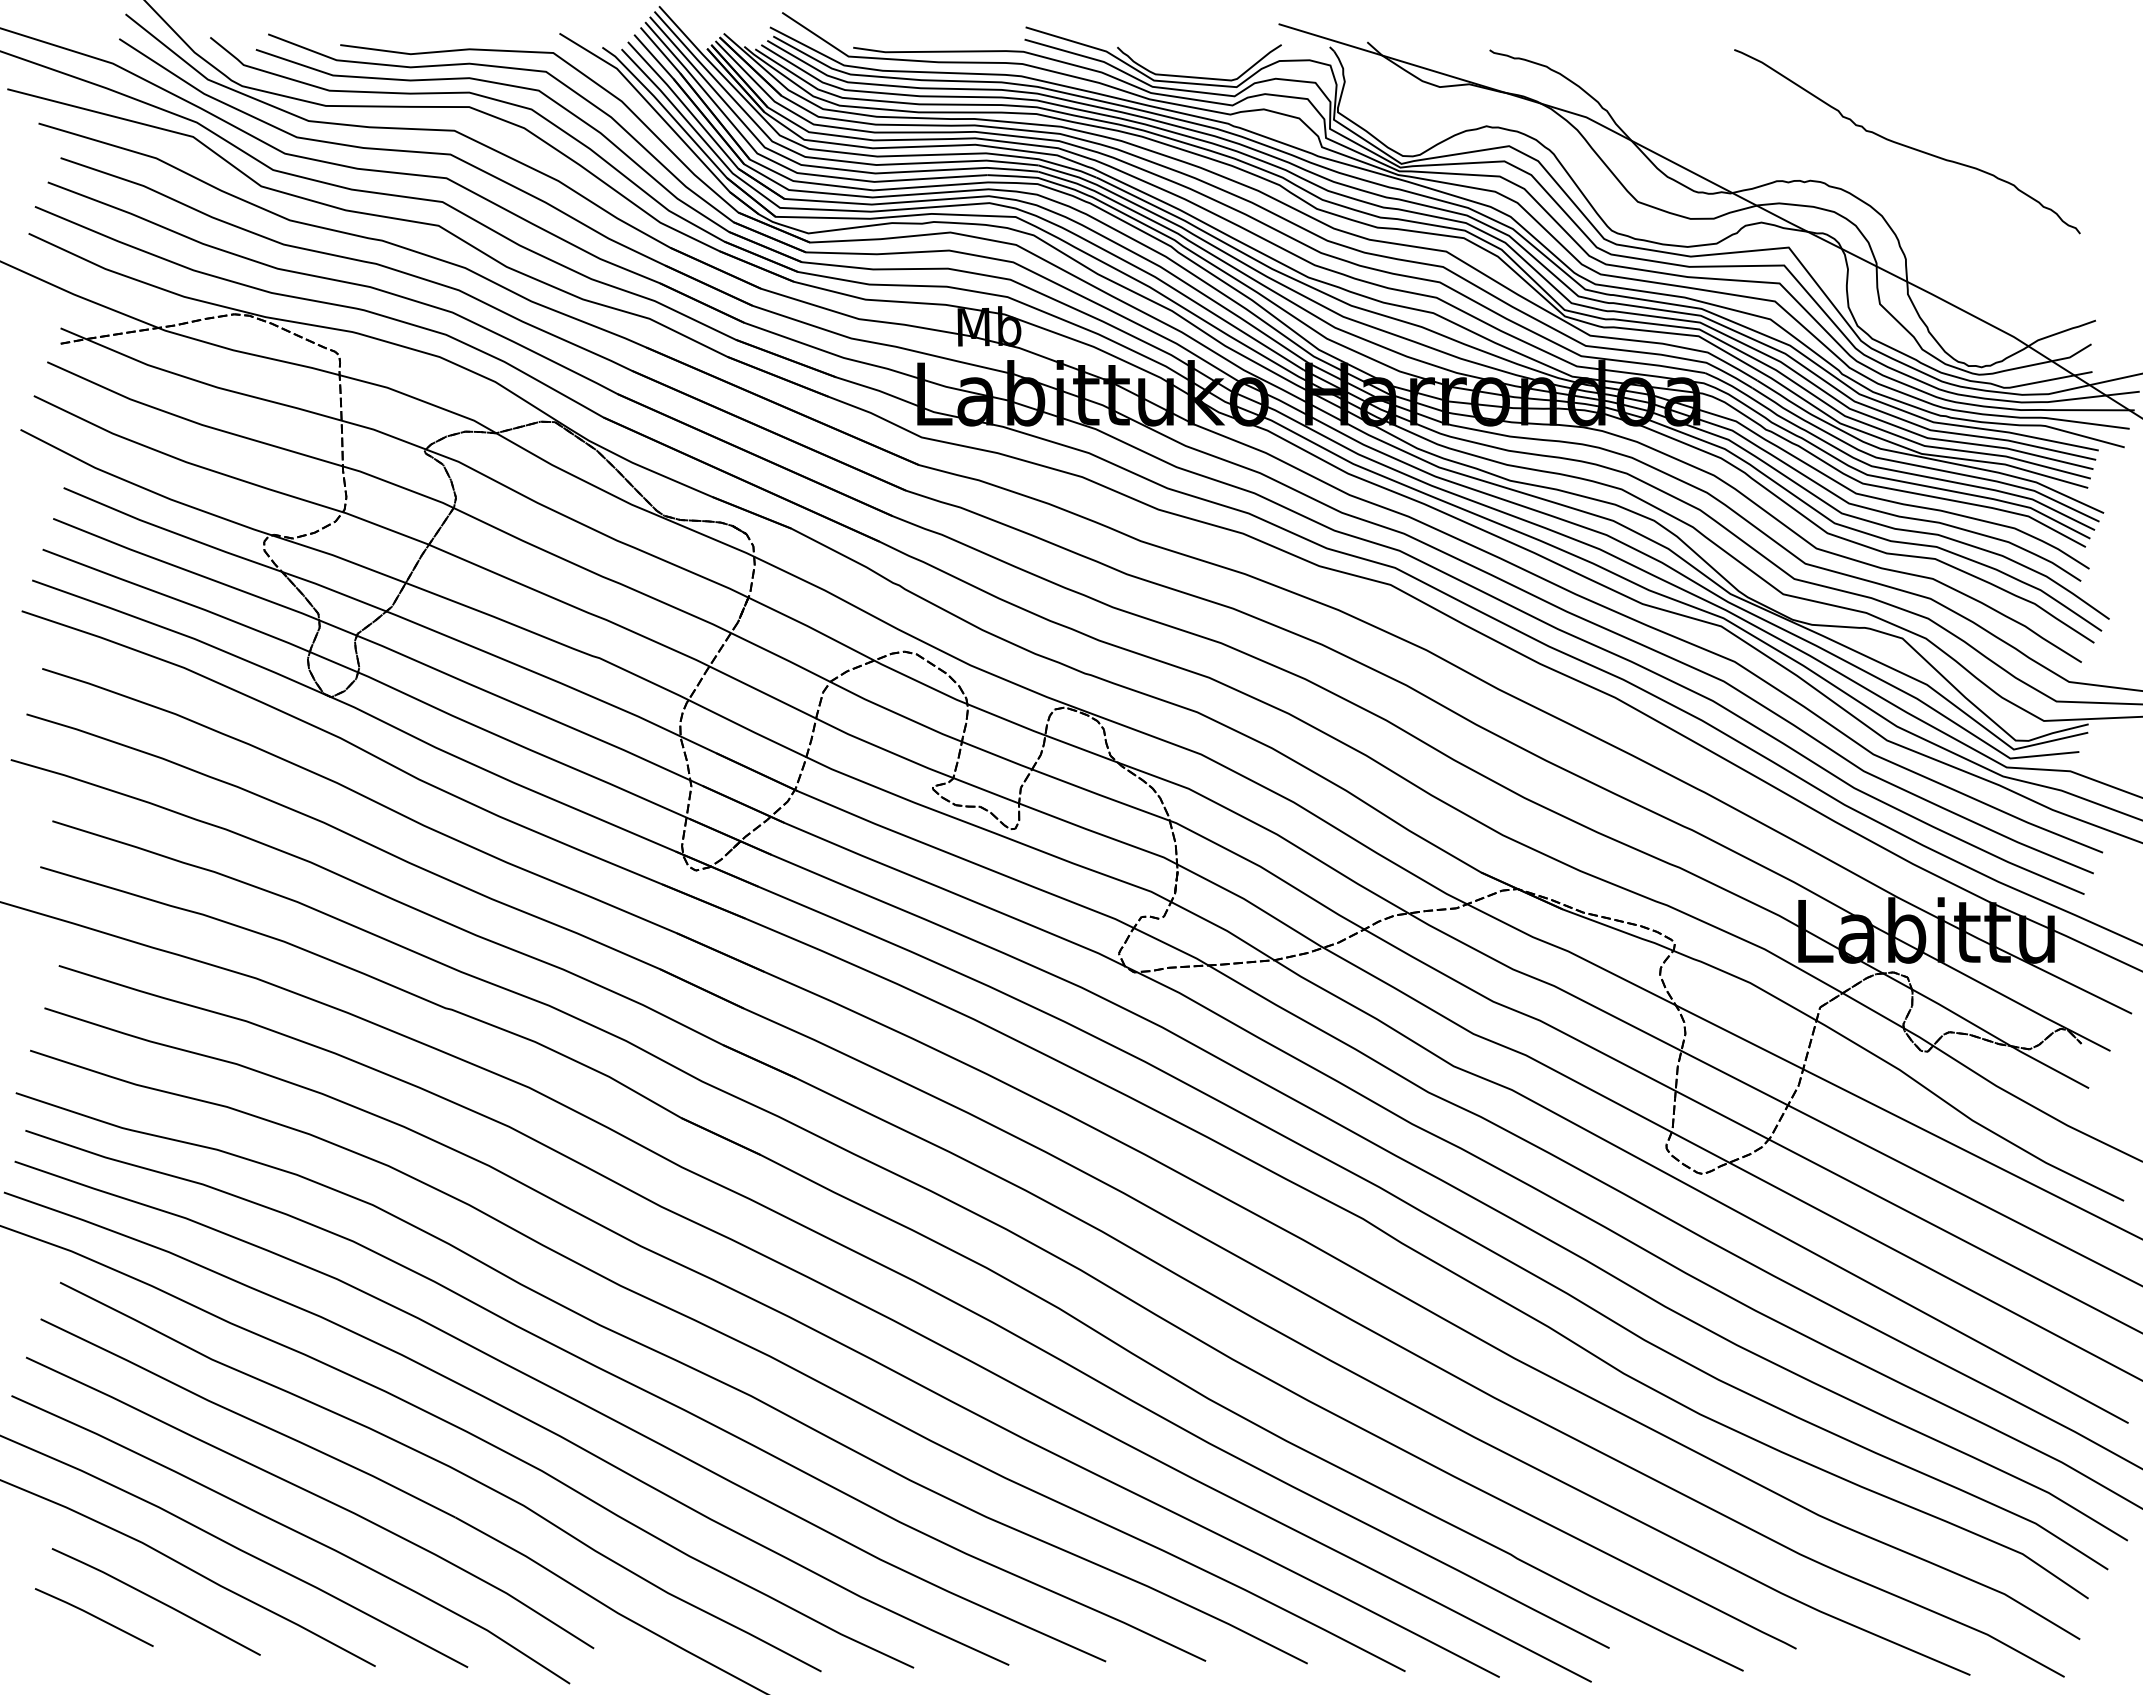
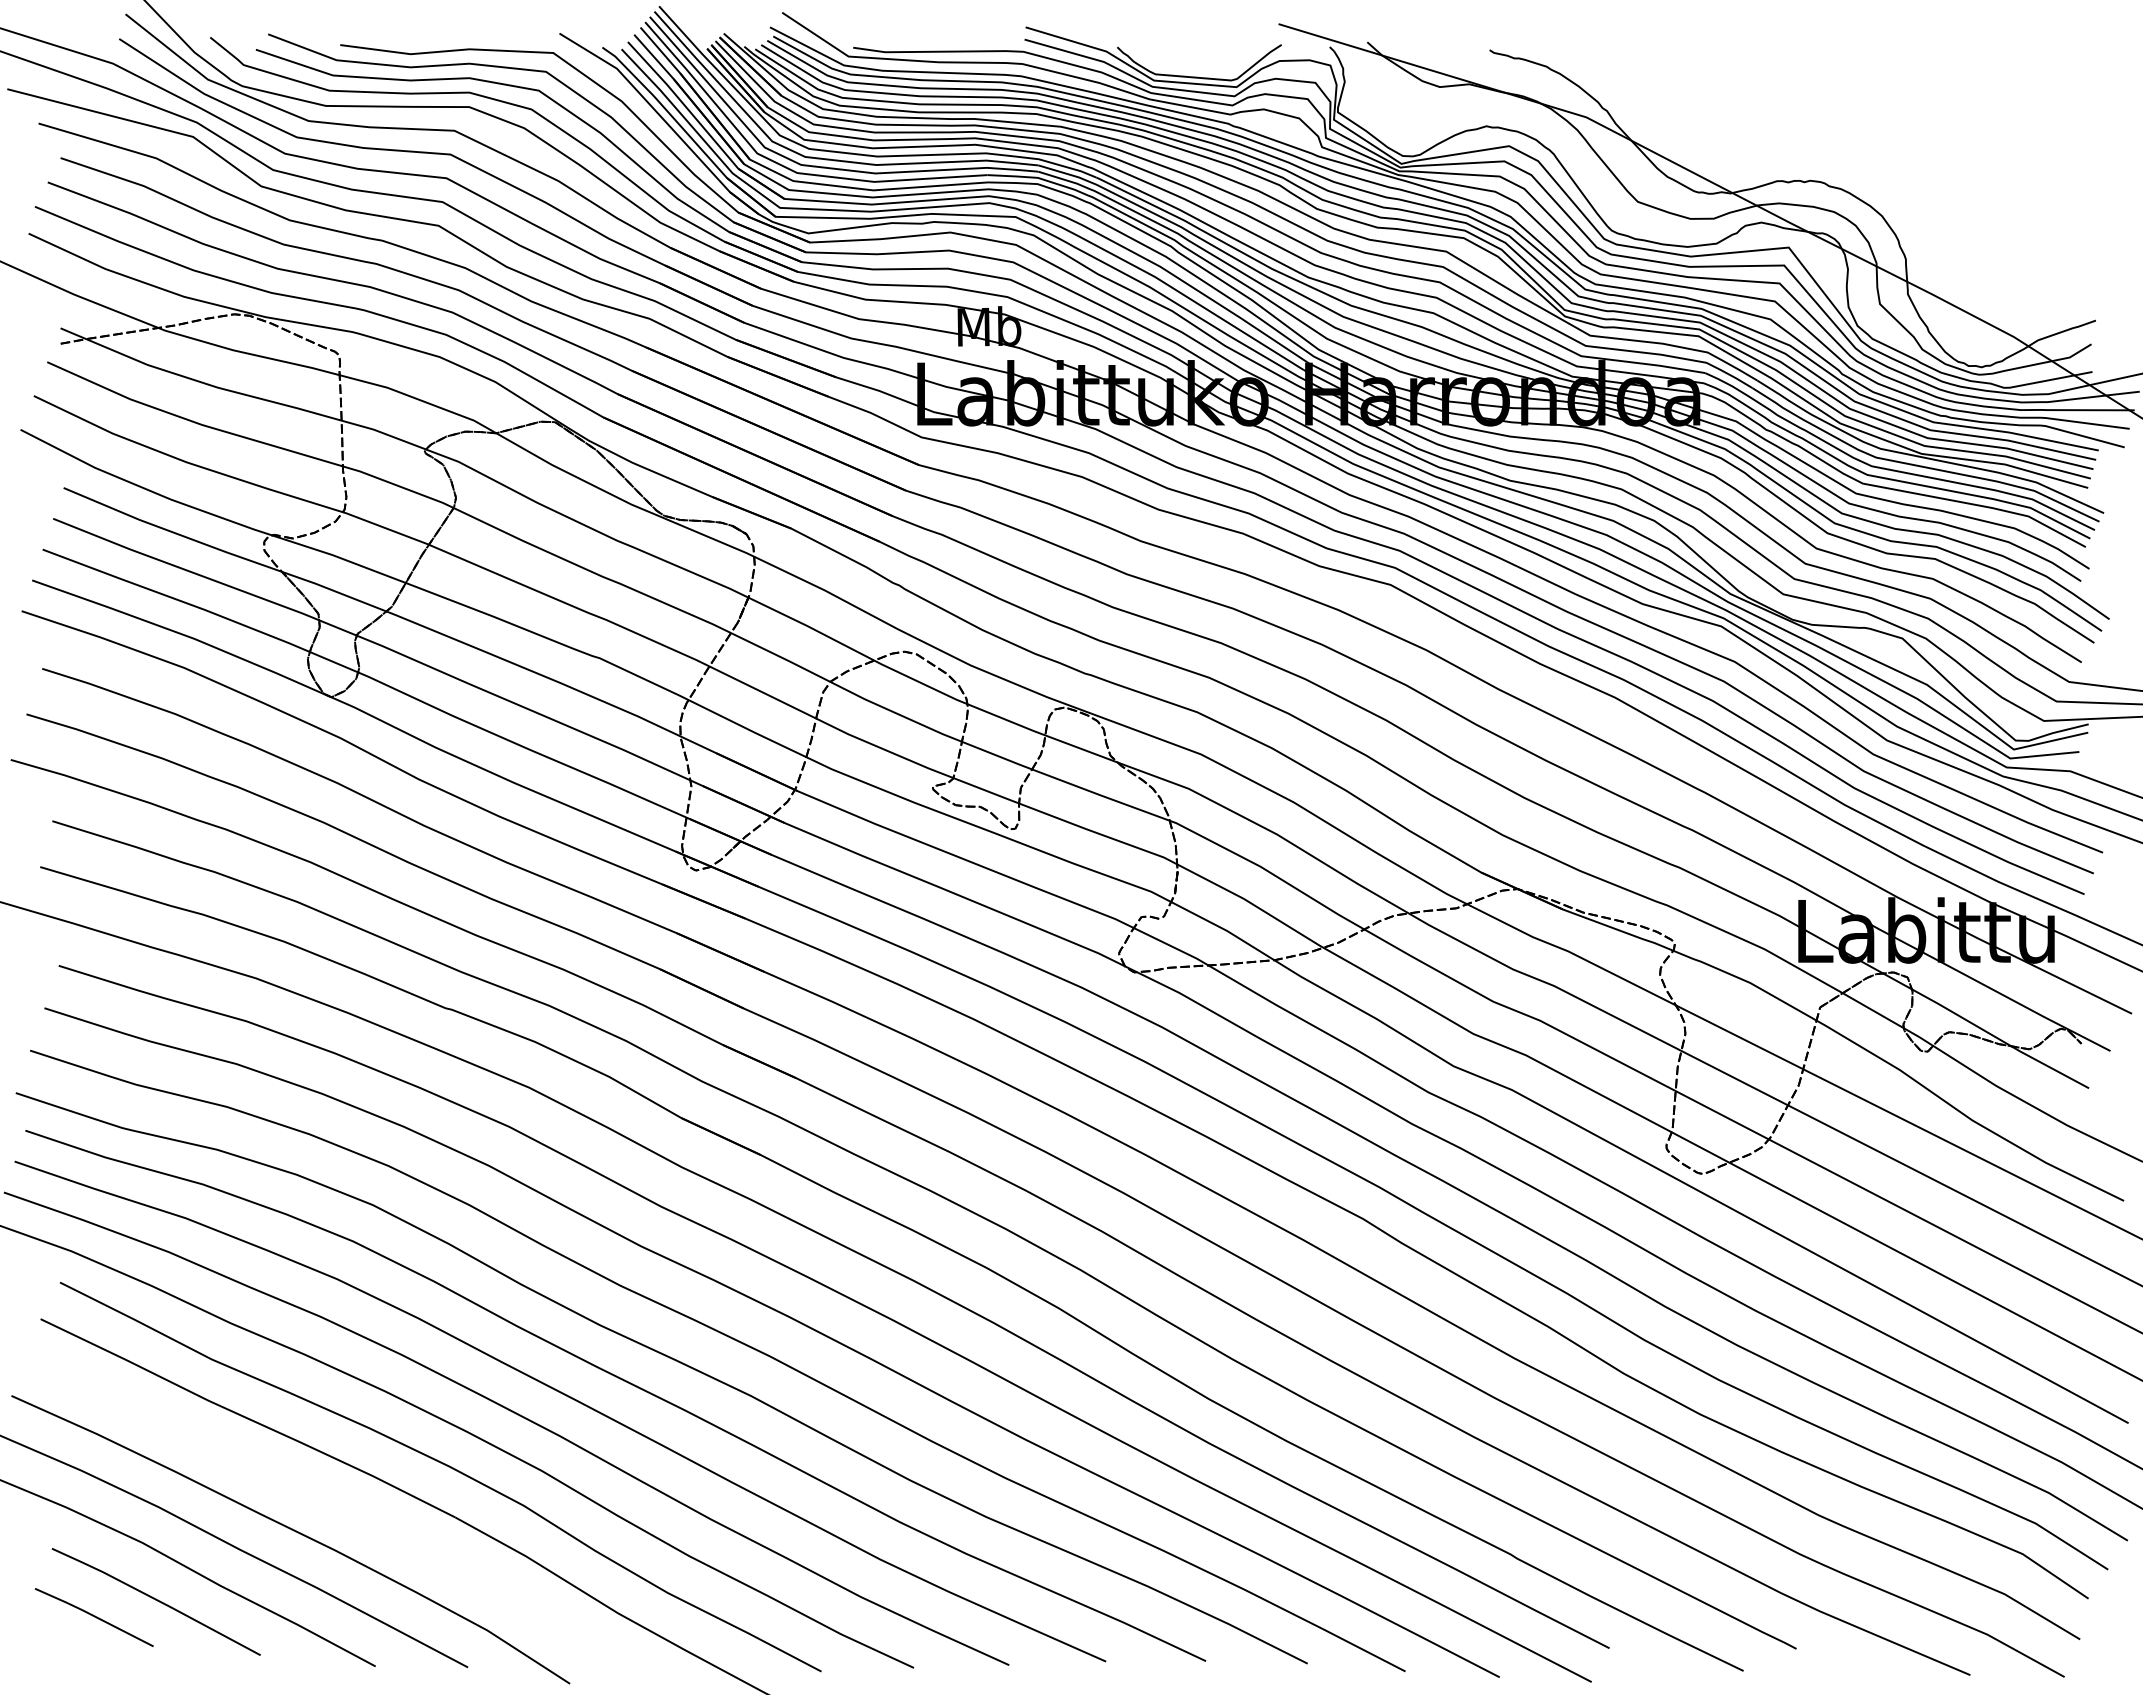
curve: present -> none (1907, 145)
curve: present -> none (314, 1495)
